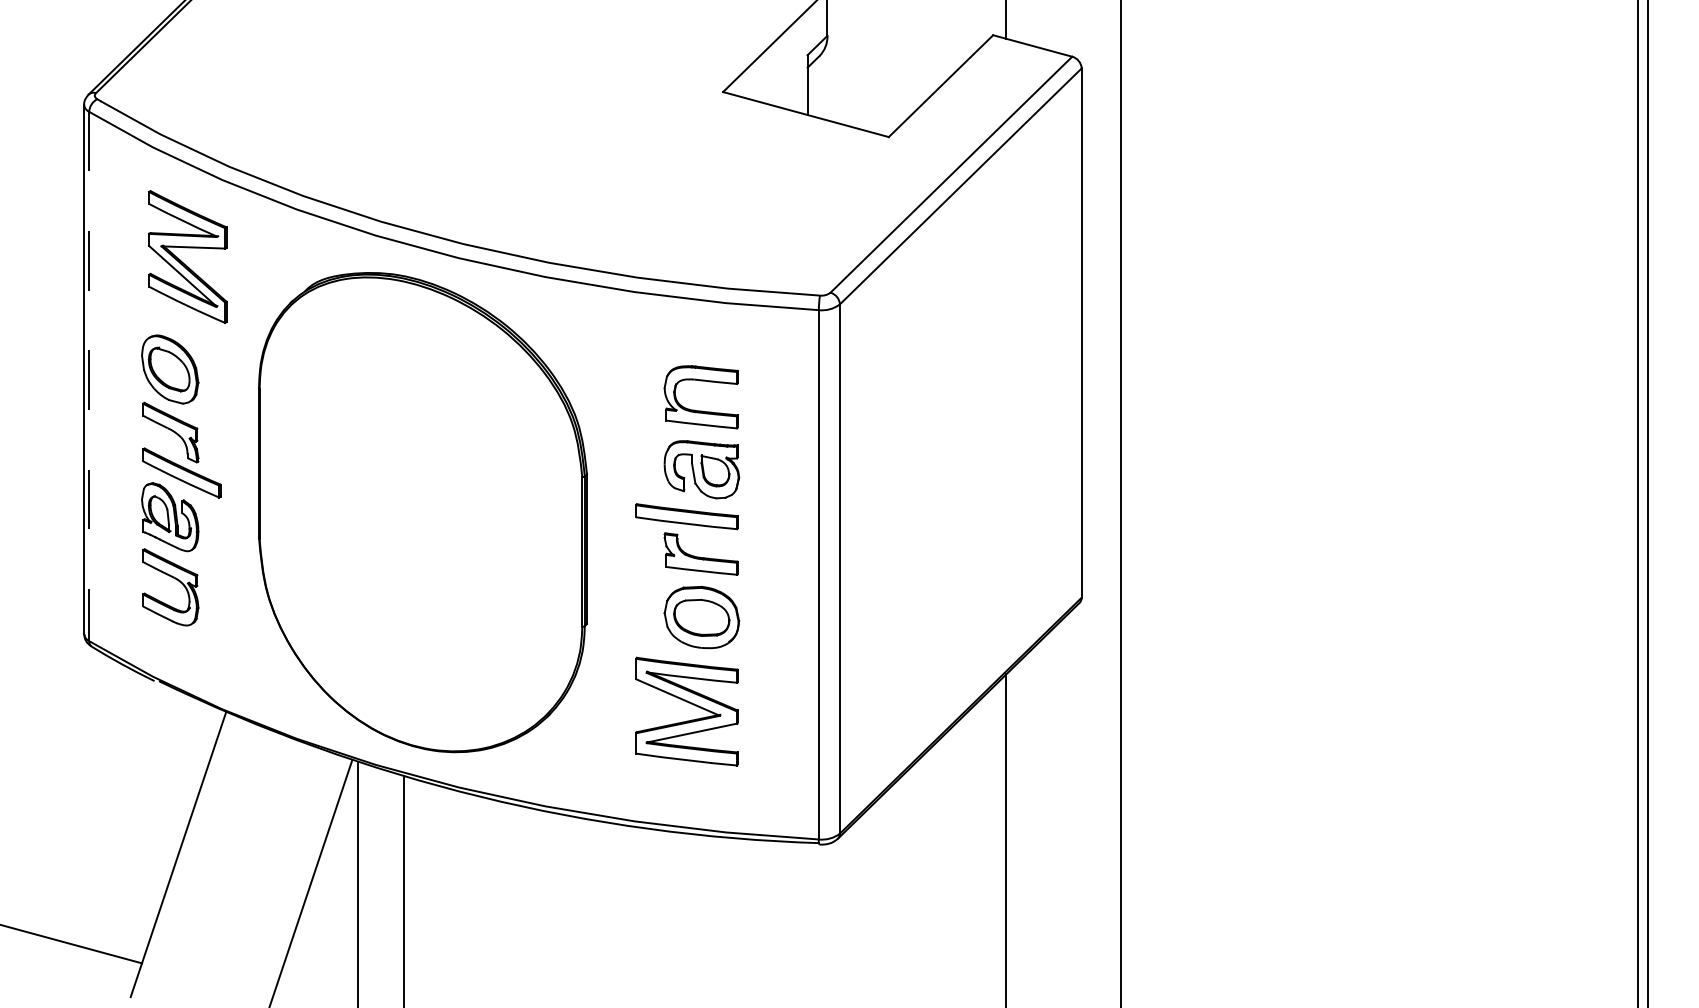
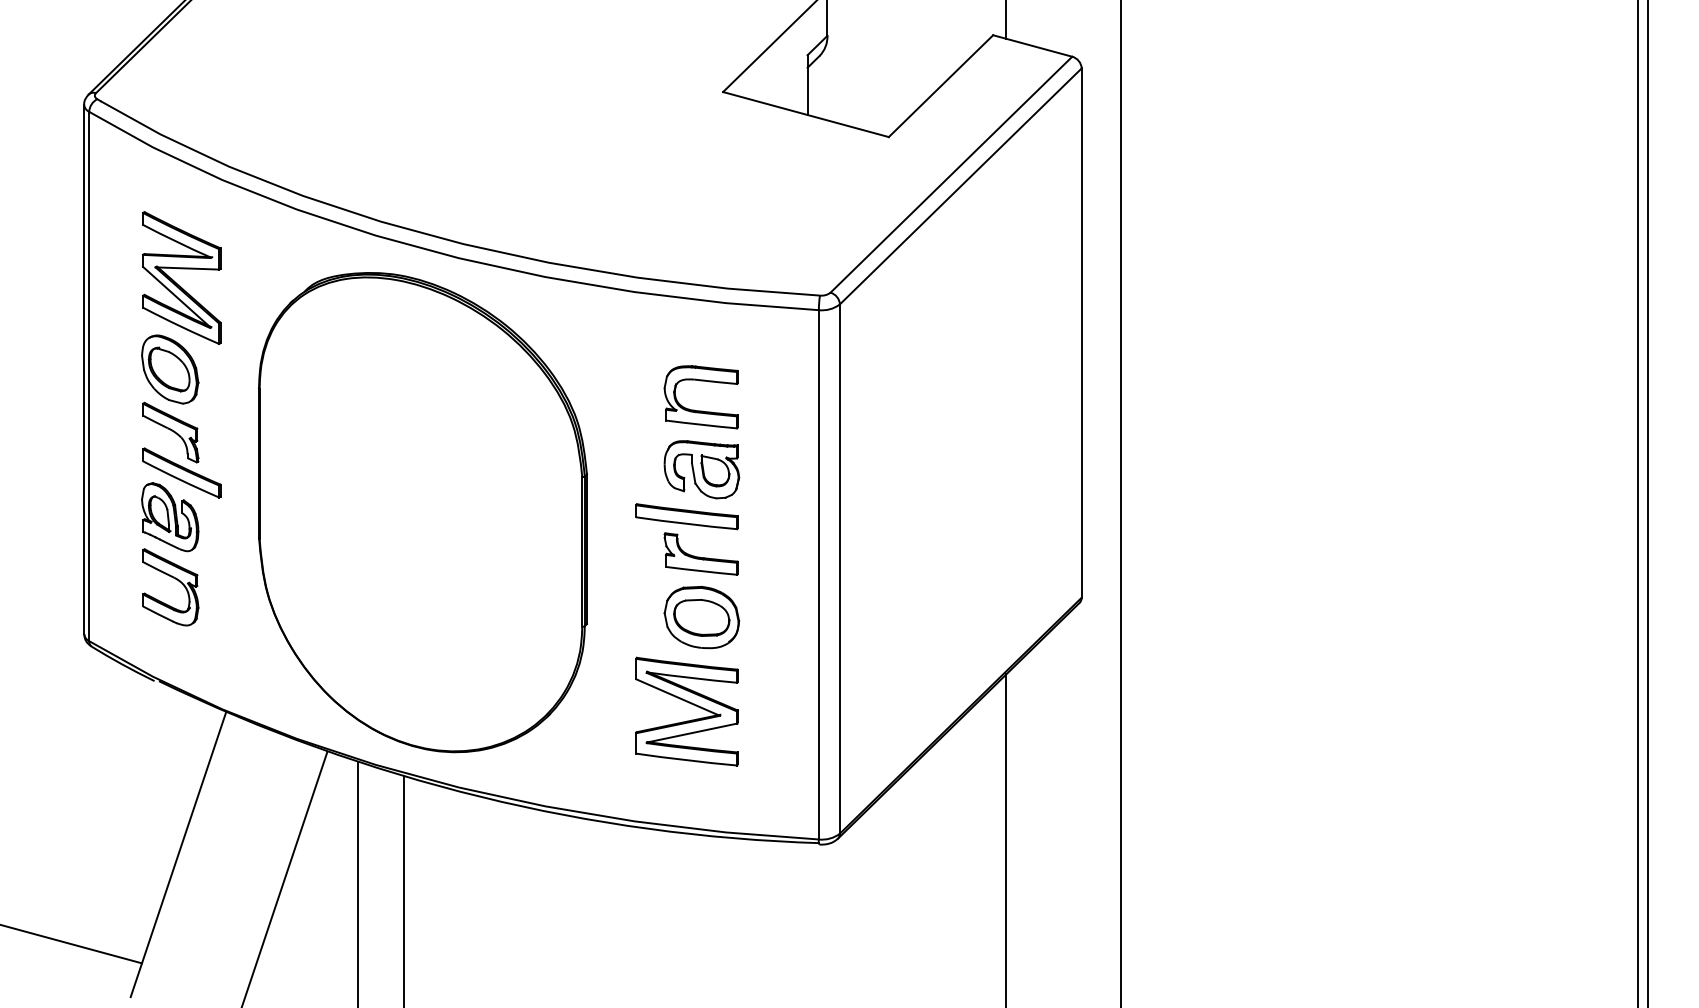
part position: (182, 261) -> (176, 282) (176, 282)
line: dashed -> solid (89, 376)
line position: (311, 882) -> (284, 878) (284, 878)
